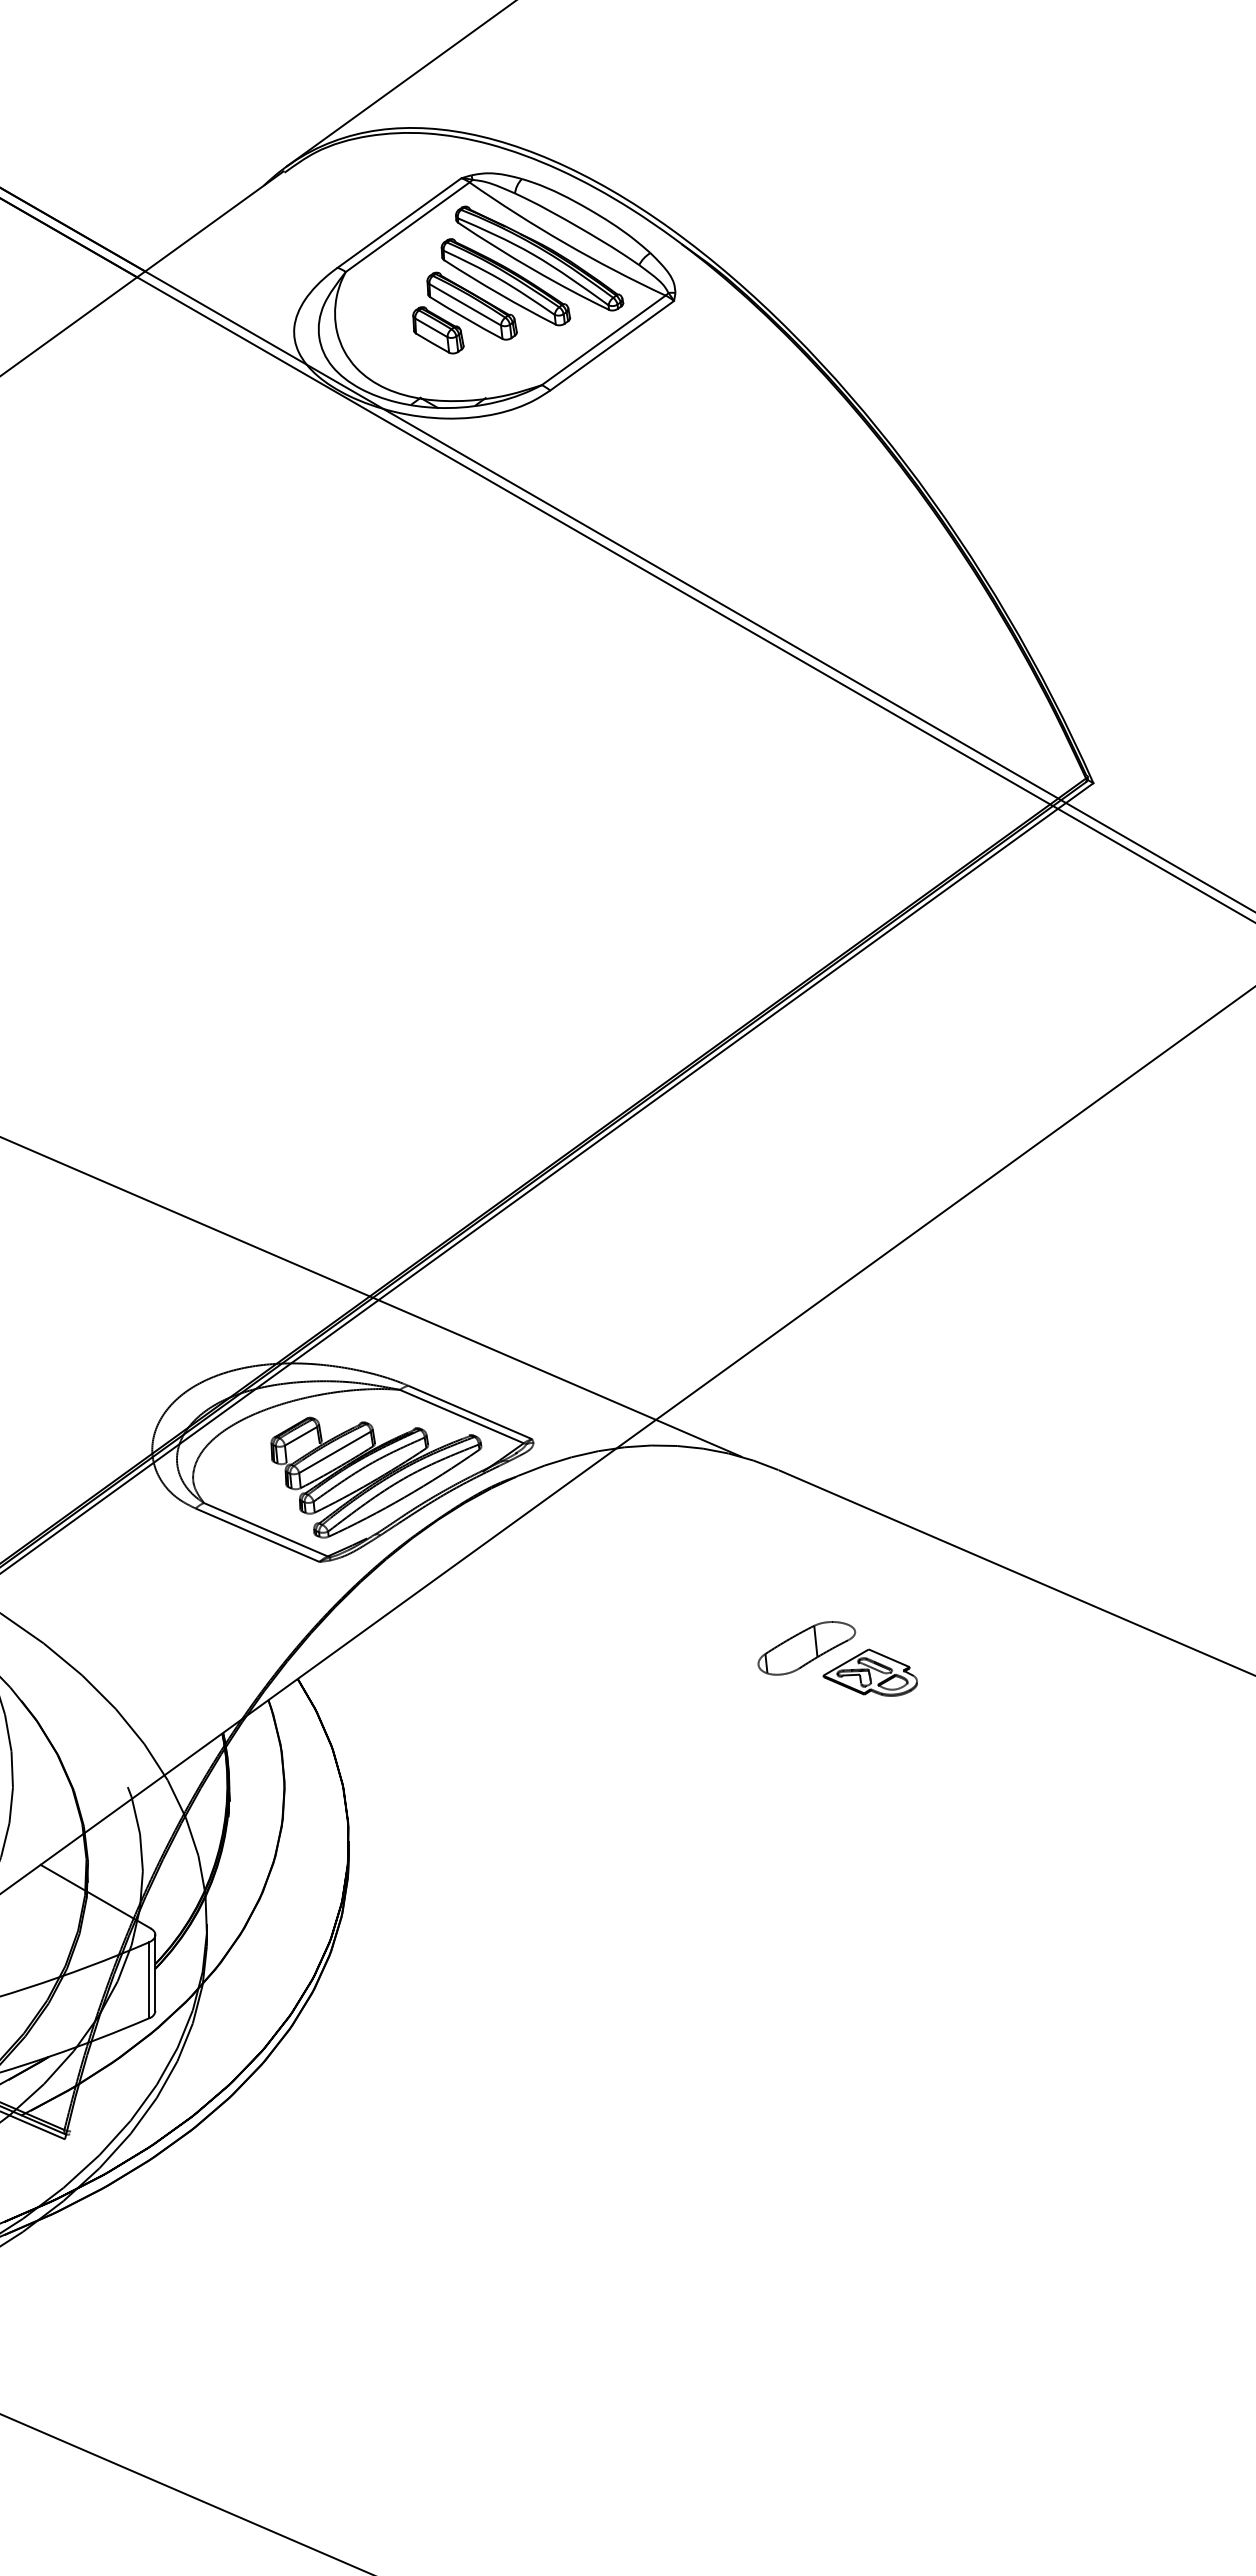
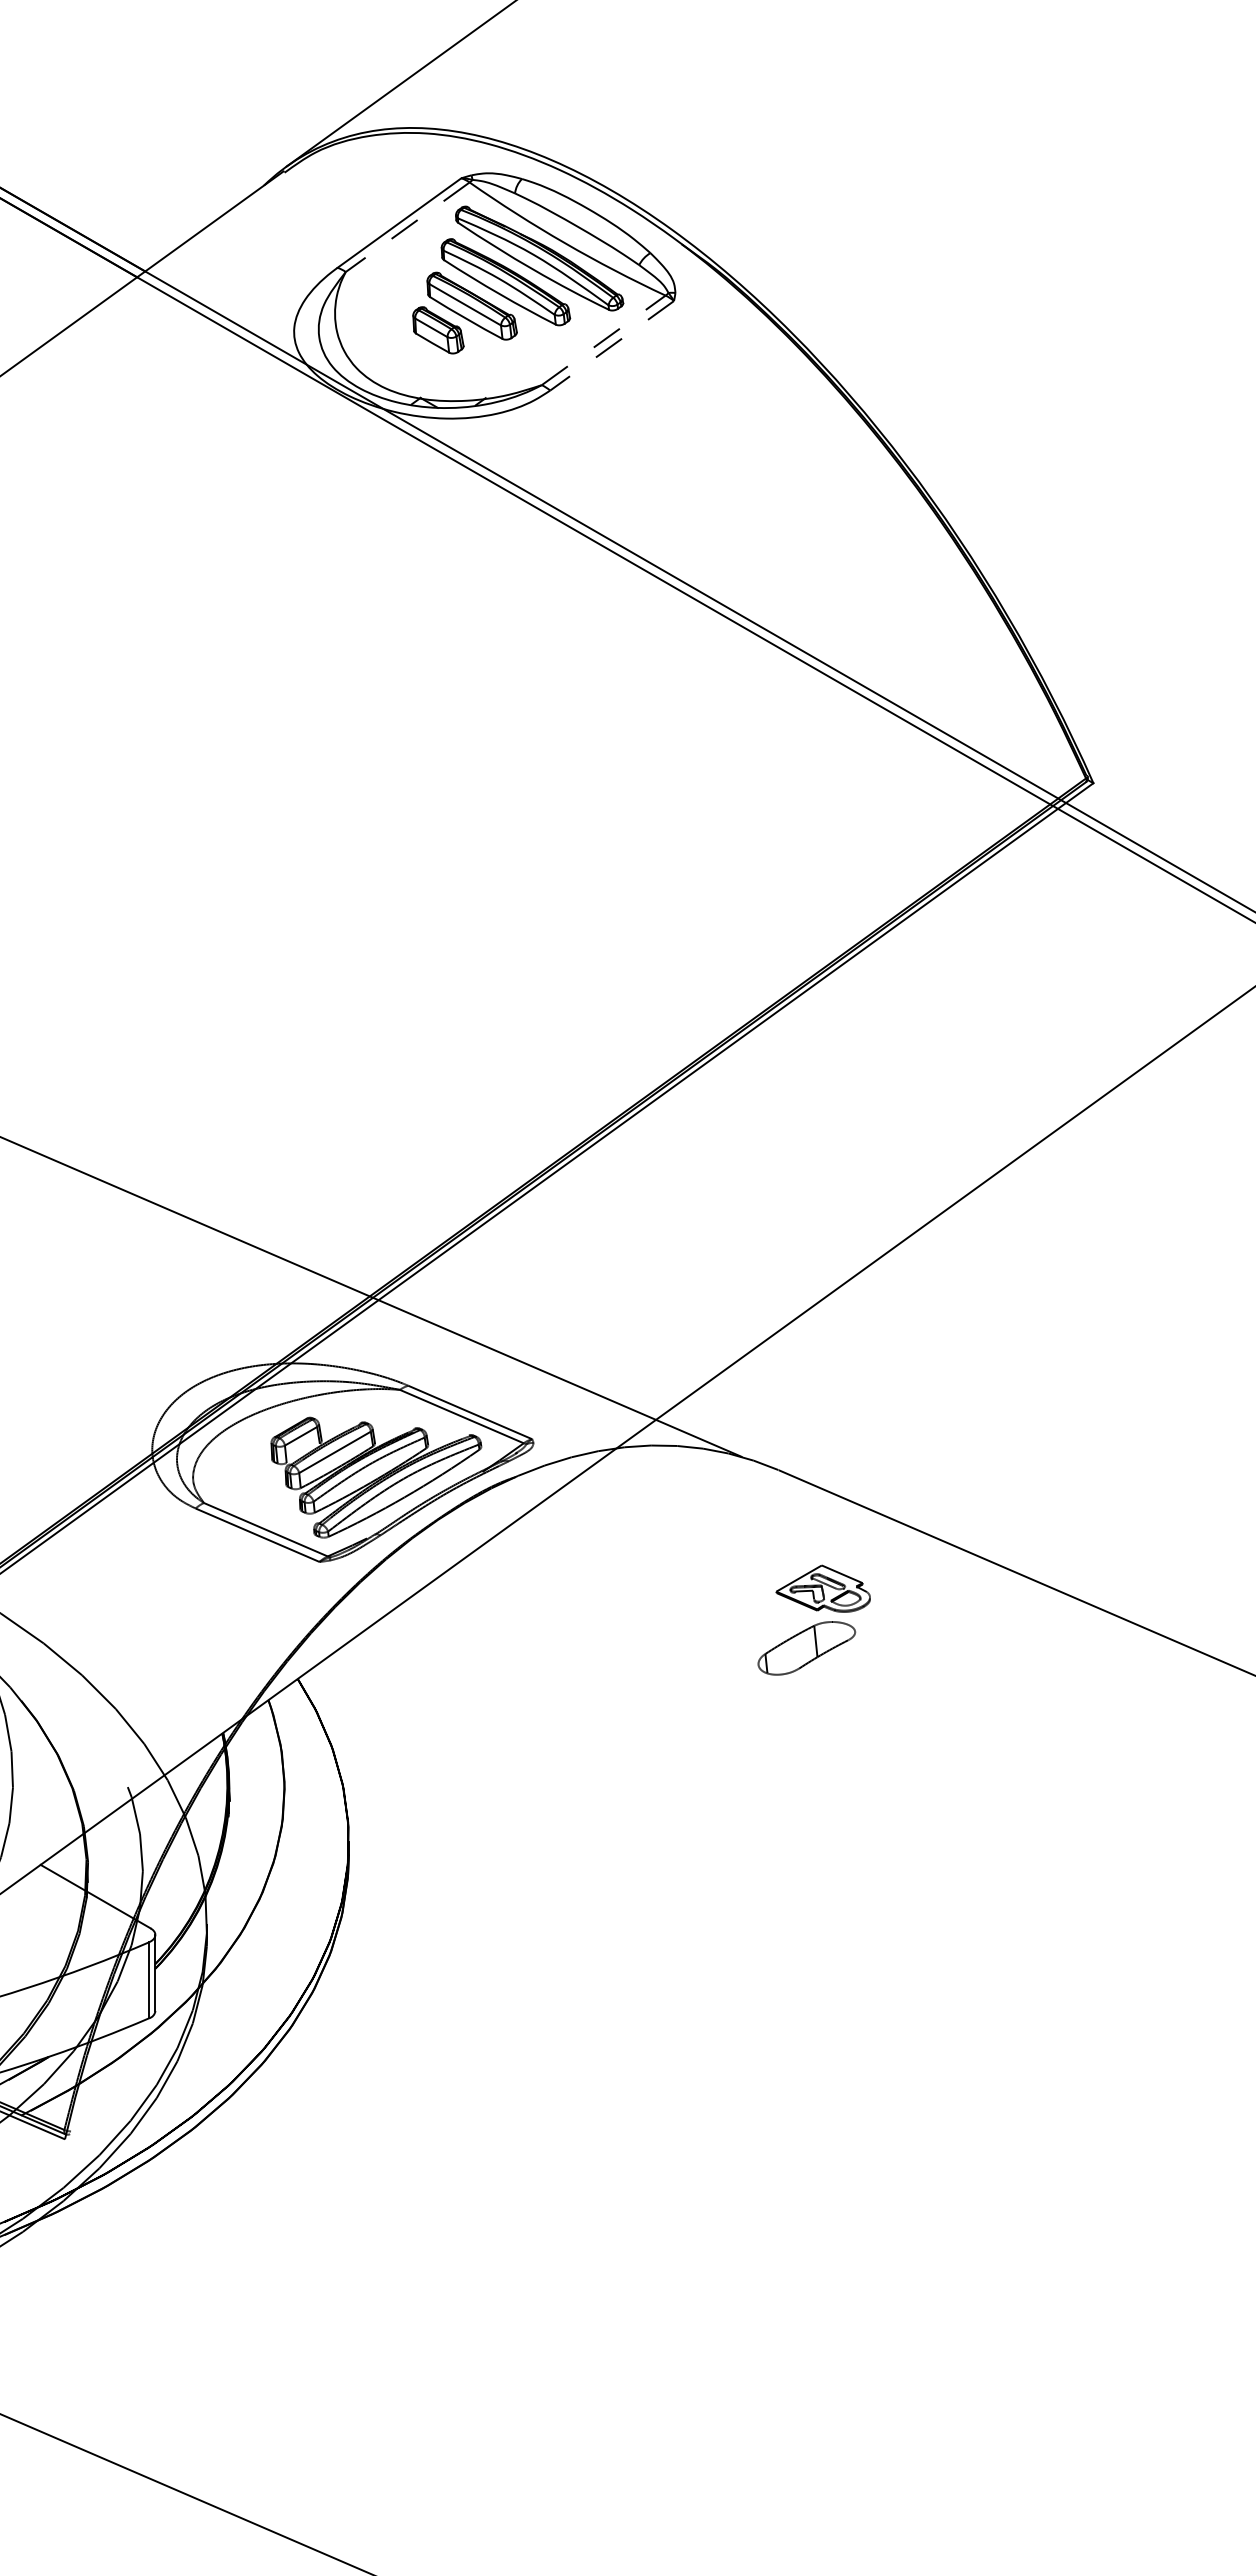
line: solid -> dashed (407, 227)
line: solid -> dashed (604, 340)
line: solid -> dashed (611, 346)
part position: (869, 1672) -> (822, 1588) (822, 1588)
